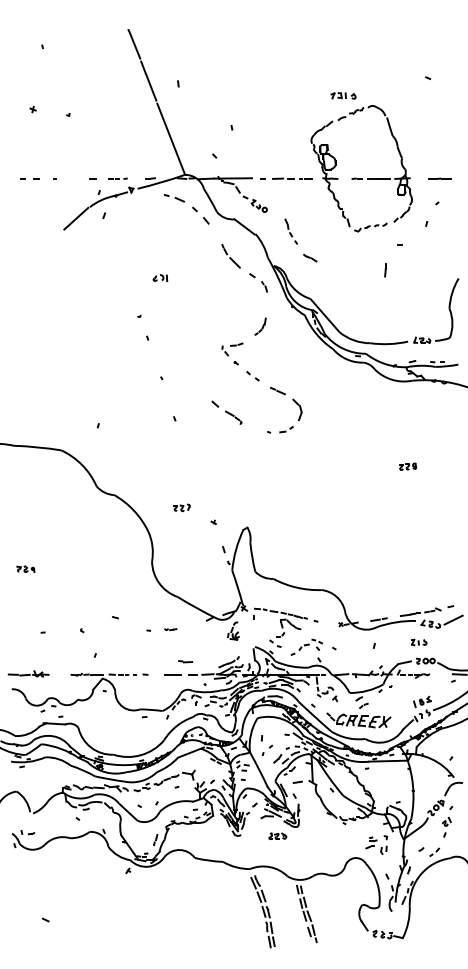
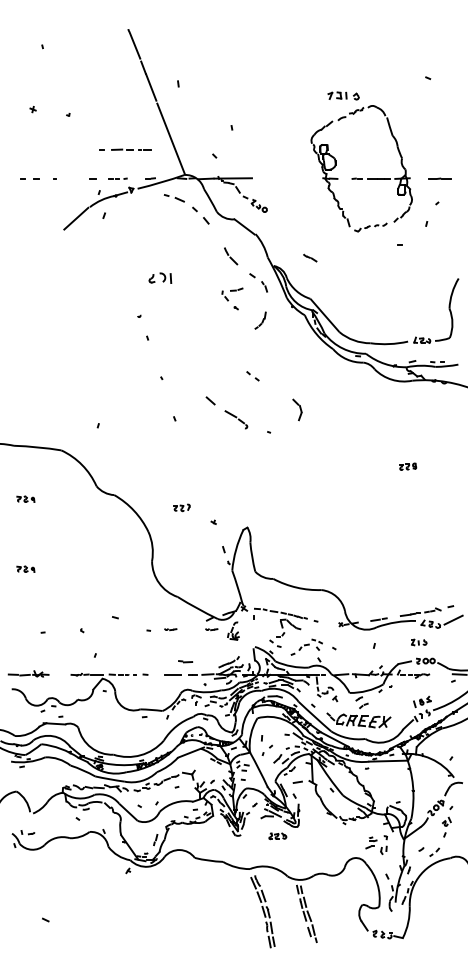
part size: 27x8 px -> 33x10 px (343, 95)
part position: (286, 178) -> (125, 149) (125, 149)
part: present -> none (291, 231)
part size: 20x25 px -> 15x19 px (231, 256)
line: present -> none (385, 270)
part size: 17x8 px -> 25x12 px (160, 277)
part position: (260, 326) -> (260, 320) (260, 320)
part position: (232, 353) -> (232, 298) (232, 298)
line: present -> none (277, 391)
part size: 32x25 px -> 44x34 px (226, 412)
part: present -> none (286, 429)
part: none -> present (25, 498)
part: none -> present (211, 629)
